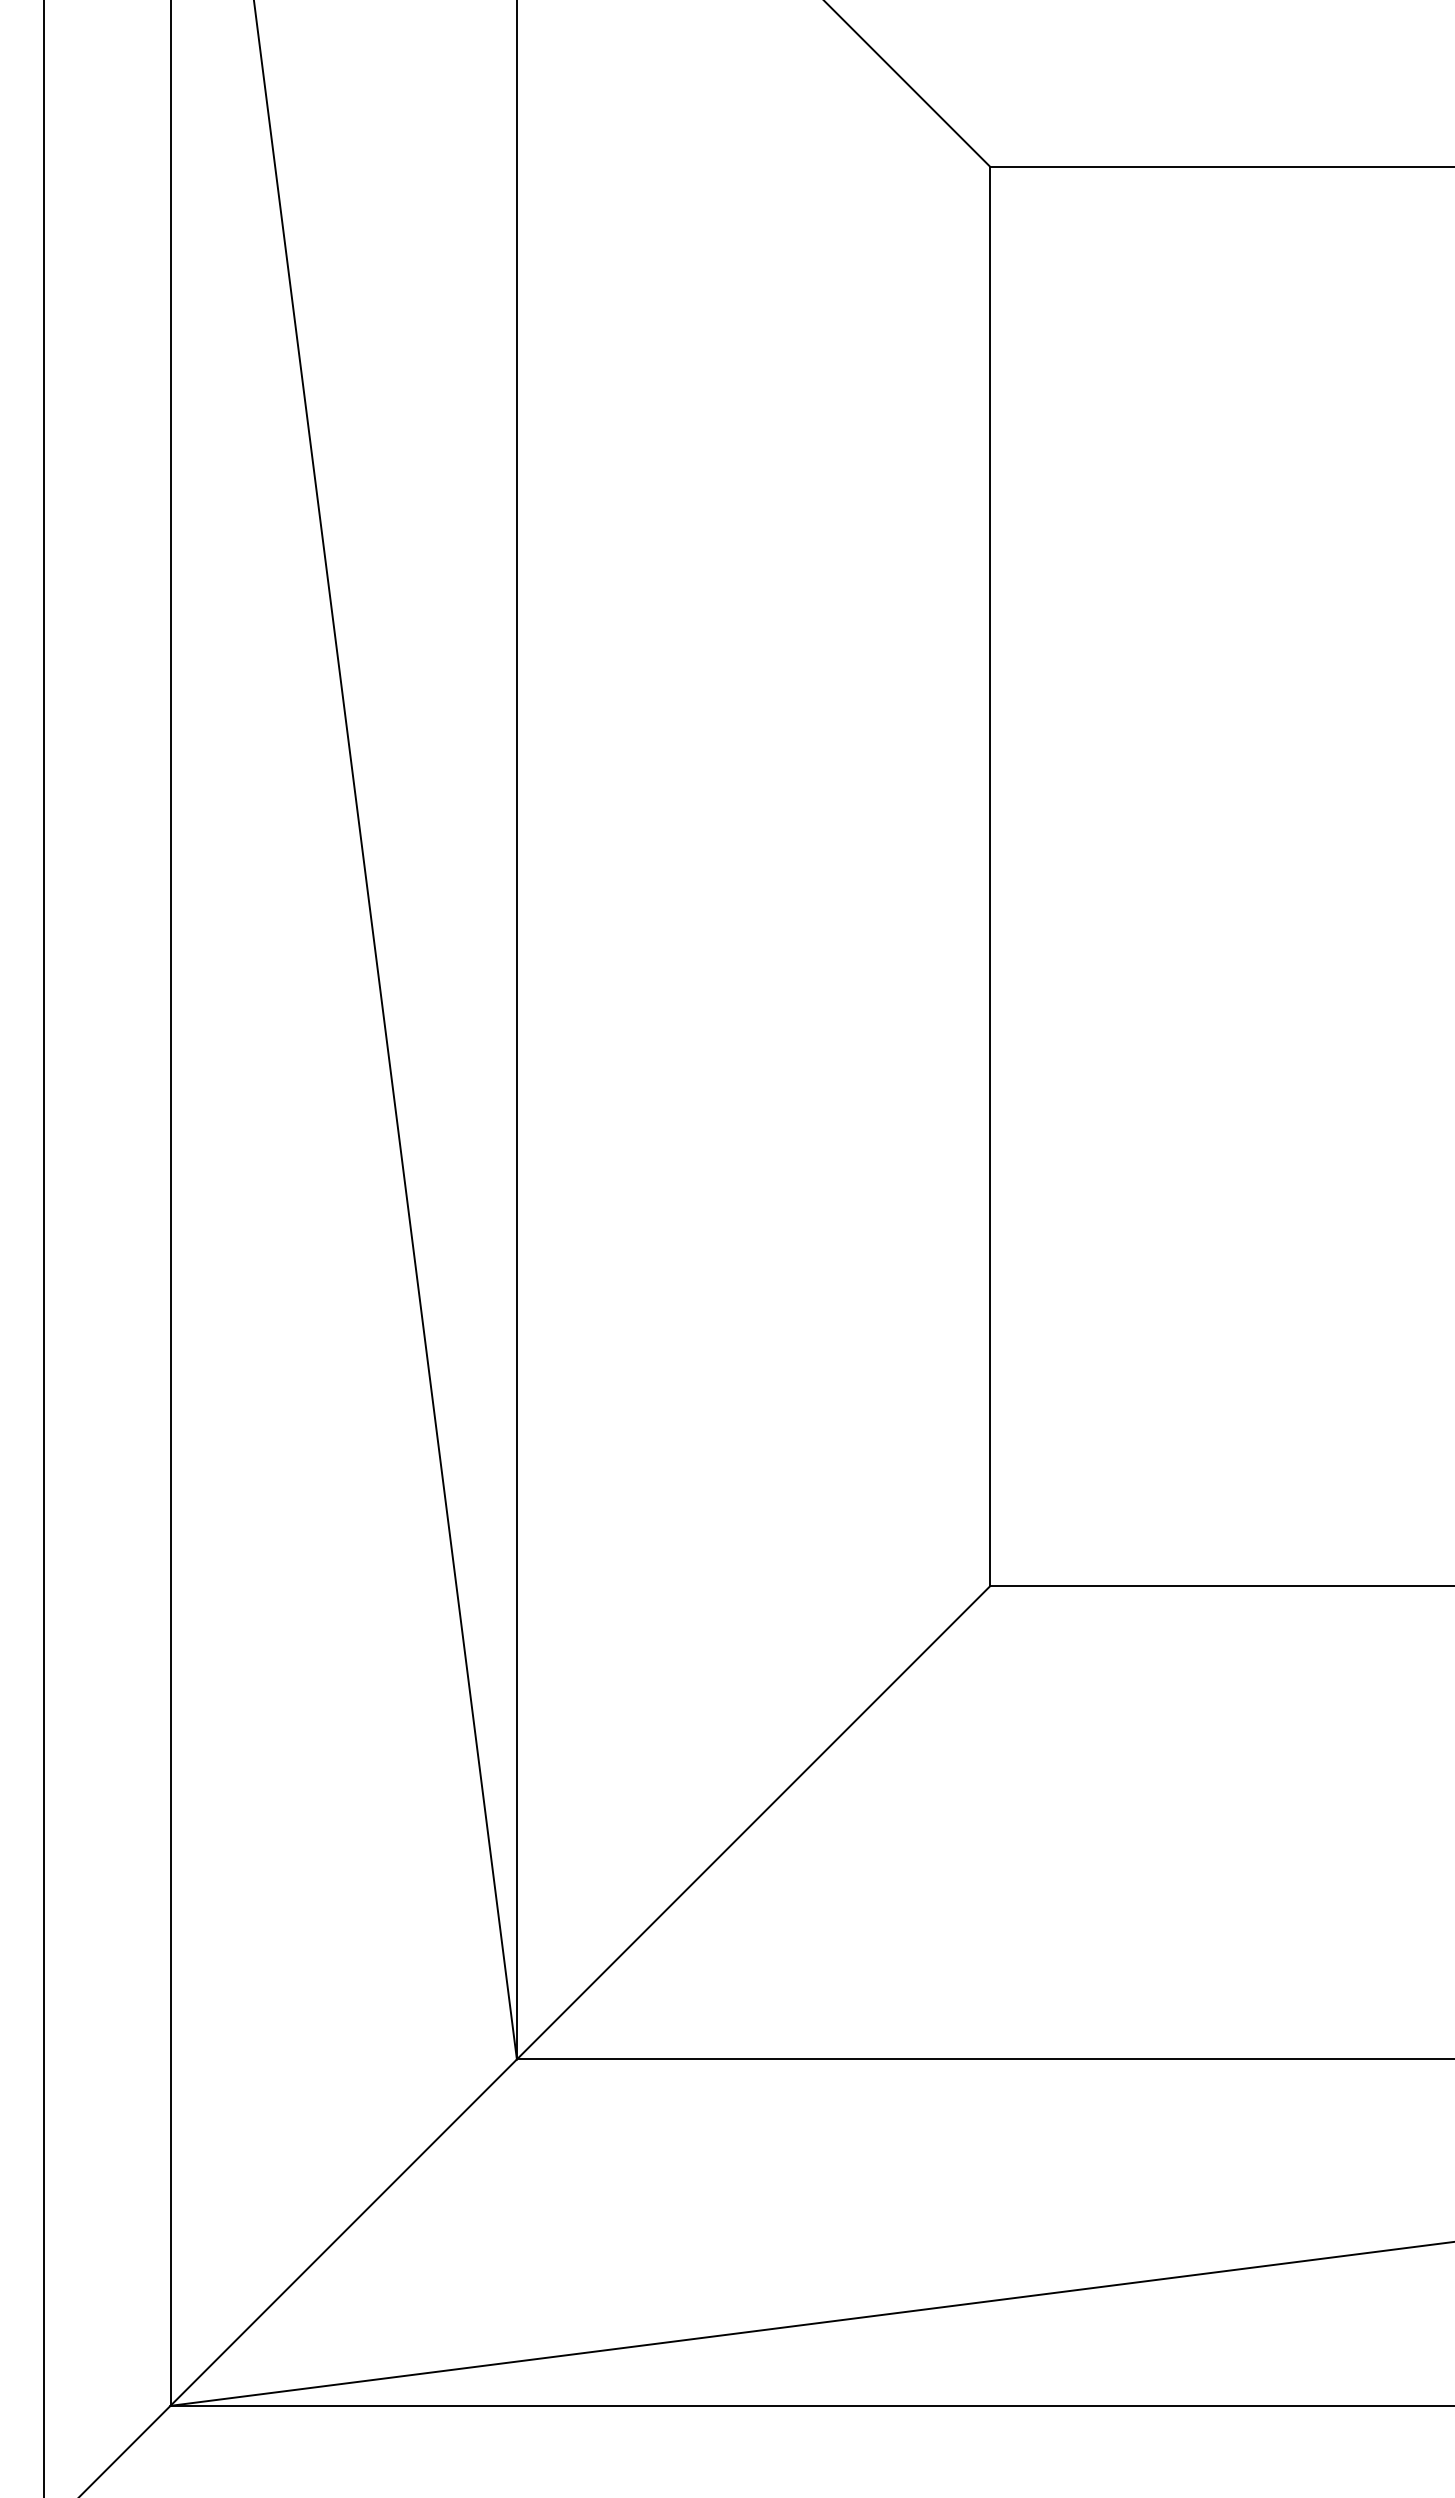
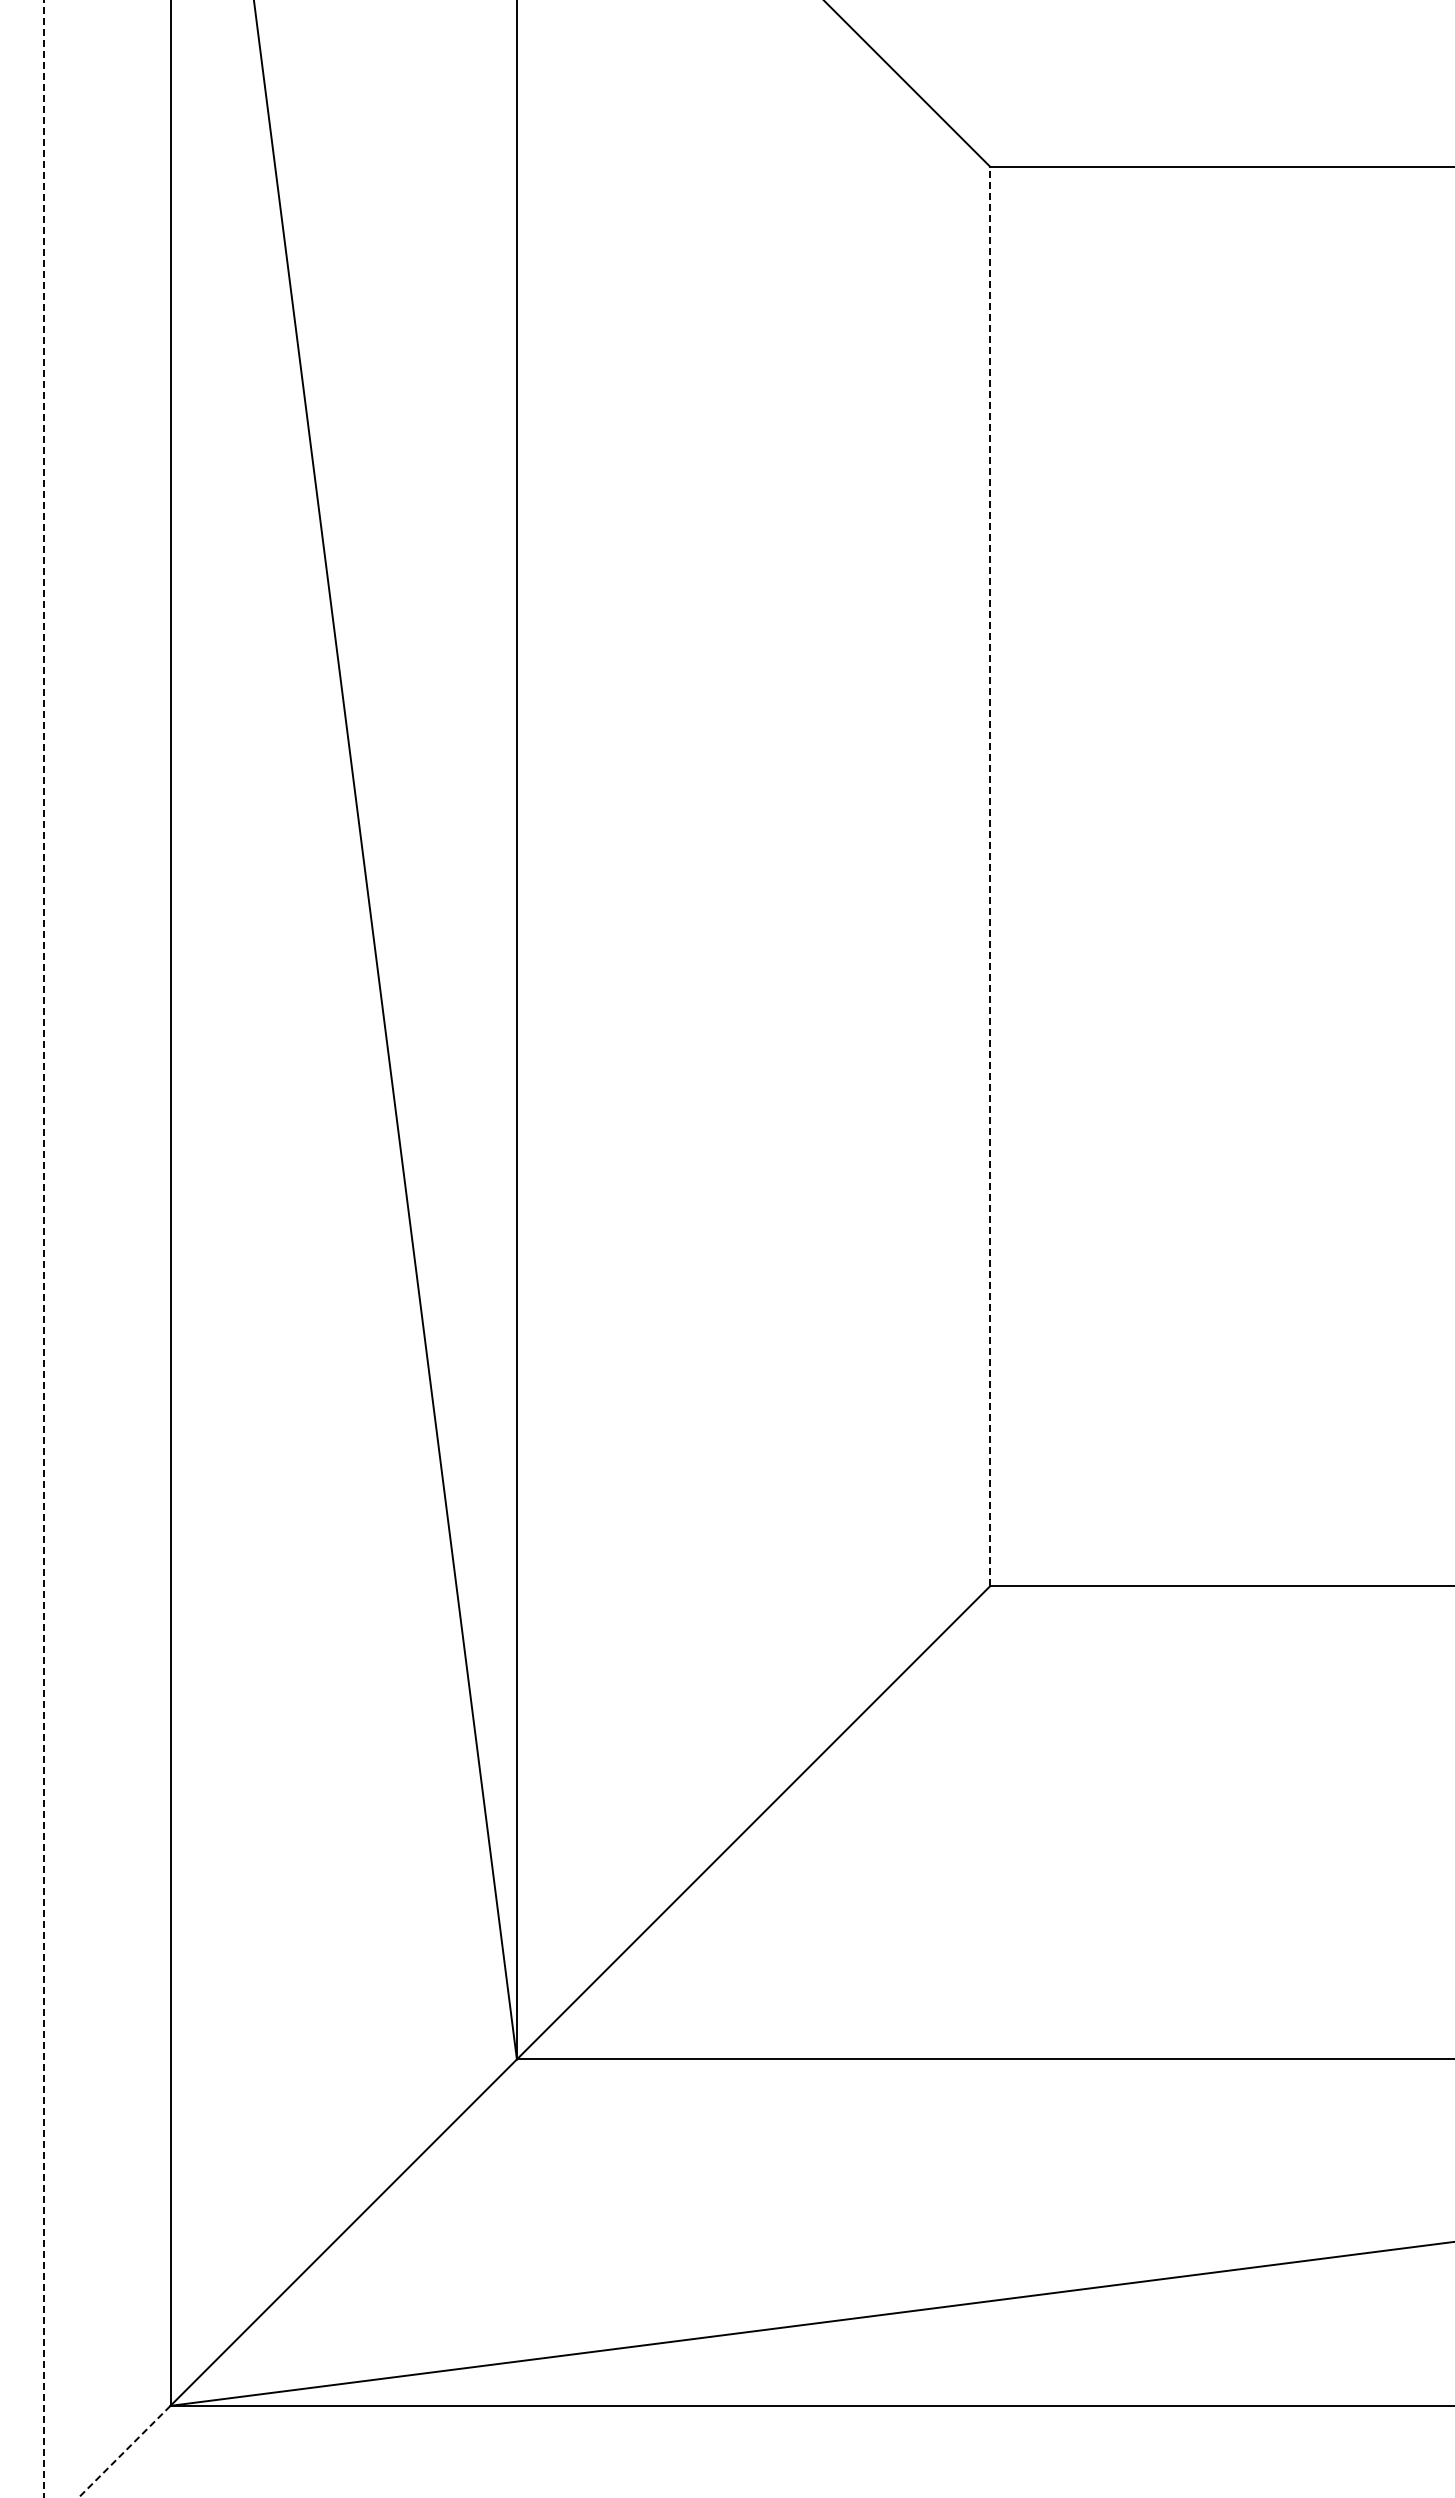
line: solid -> dashed (990, 876)
line: solid -> dashed (43, 1248)
line: solid -> dashed (124, 2451)
